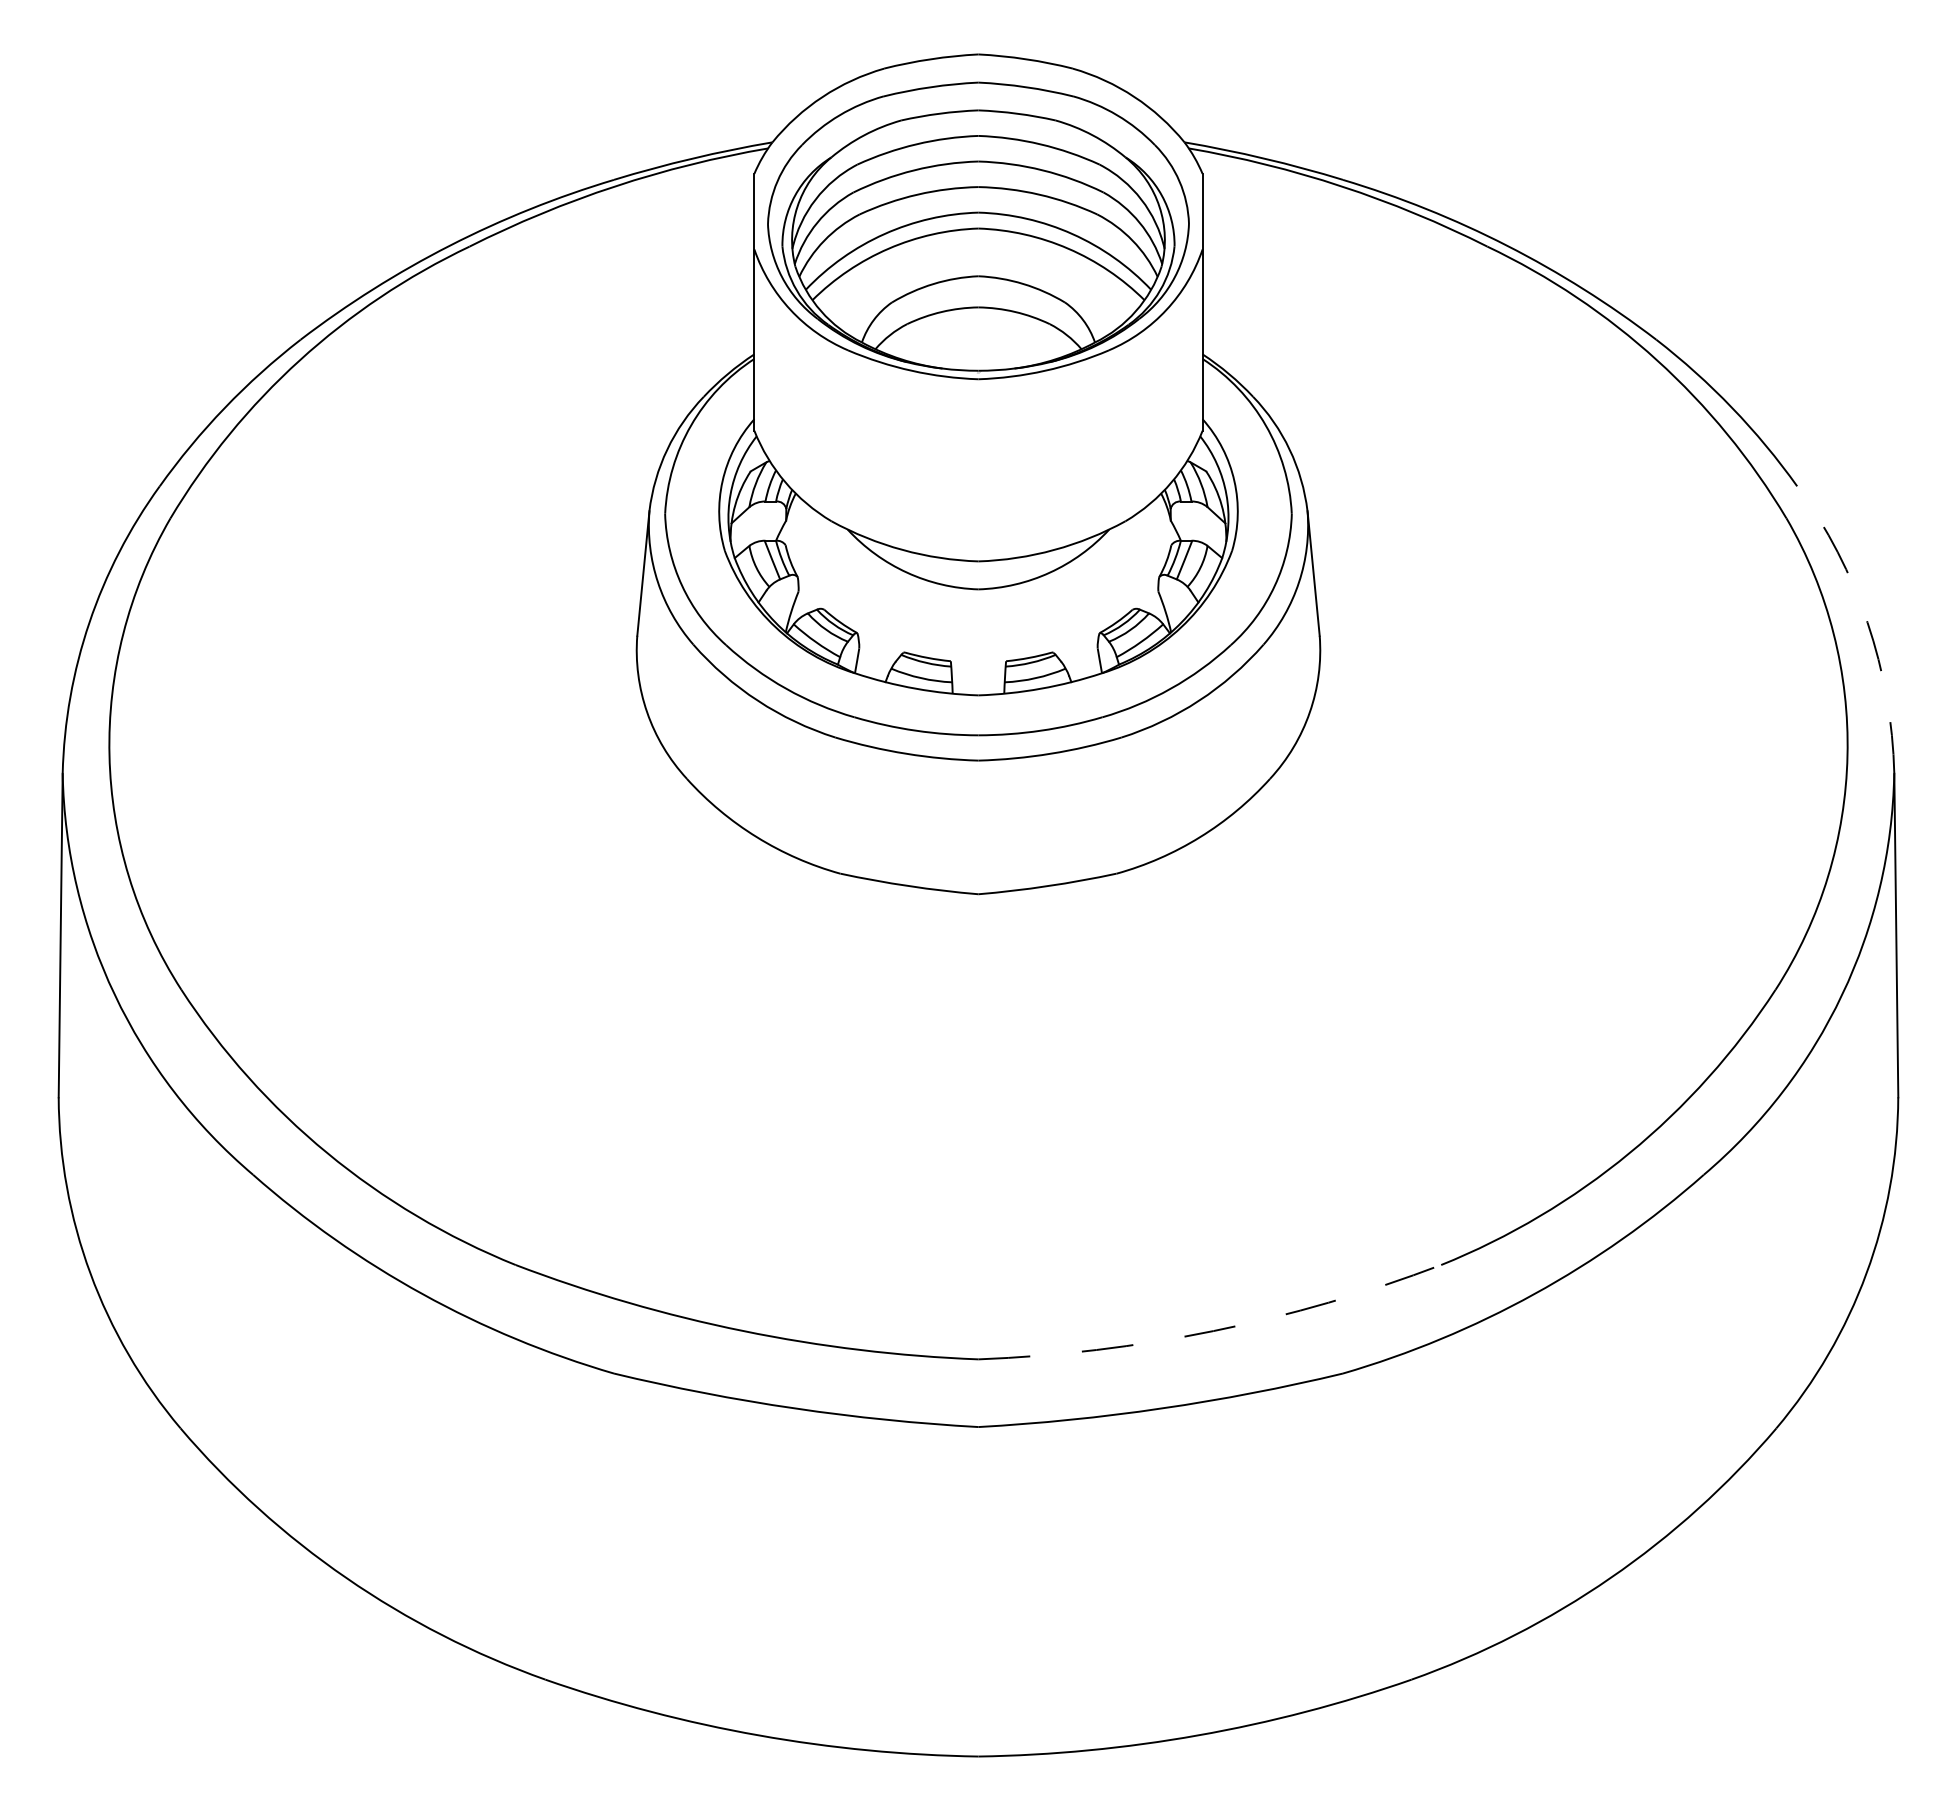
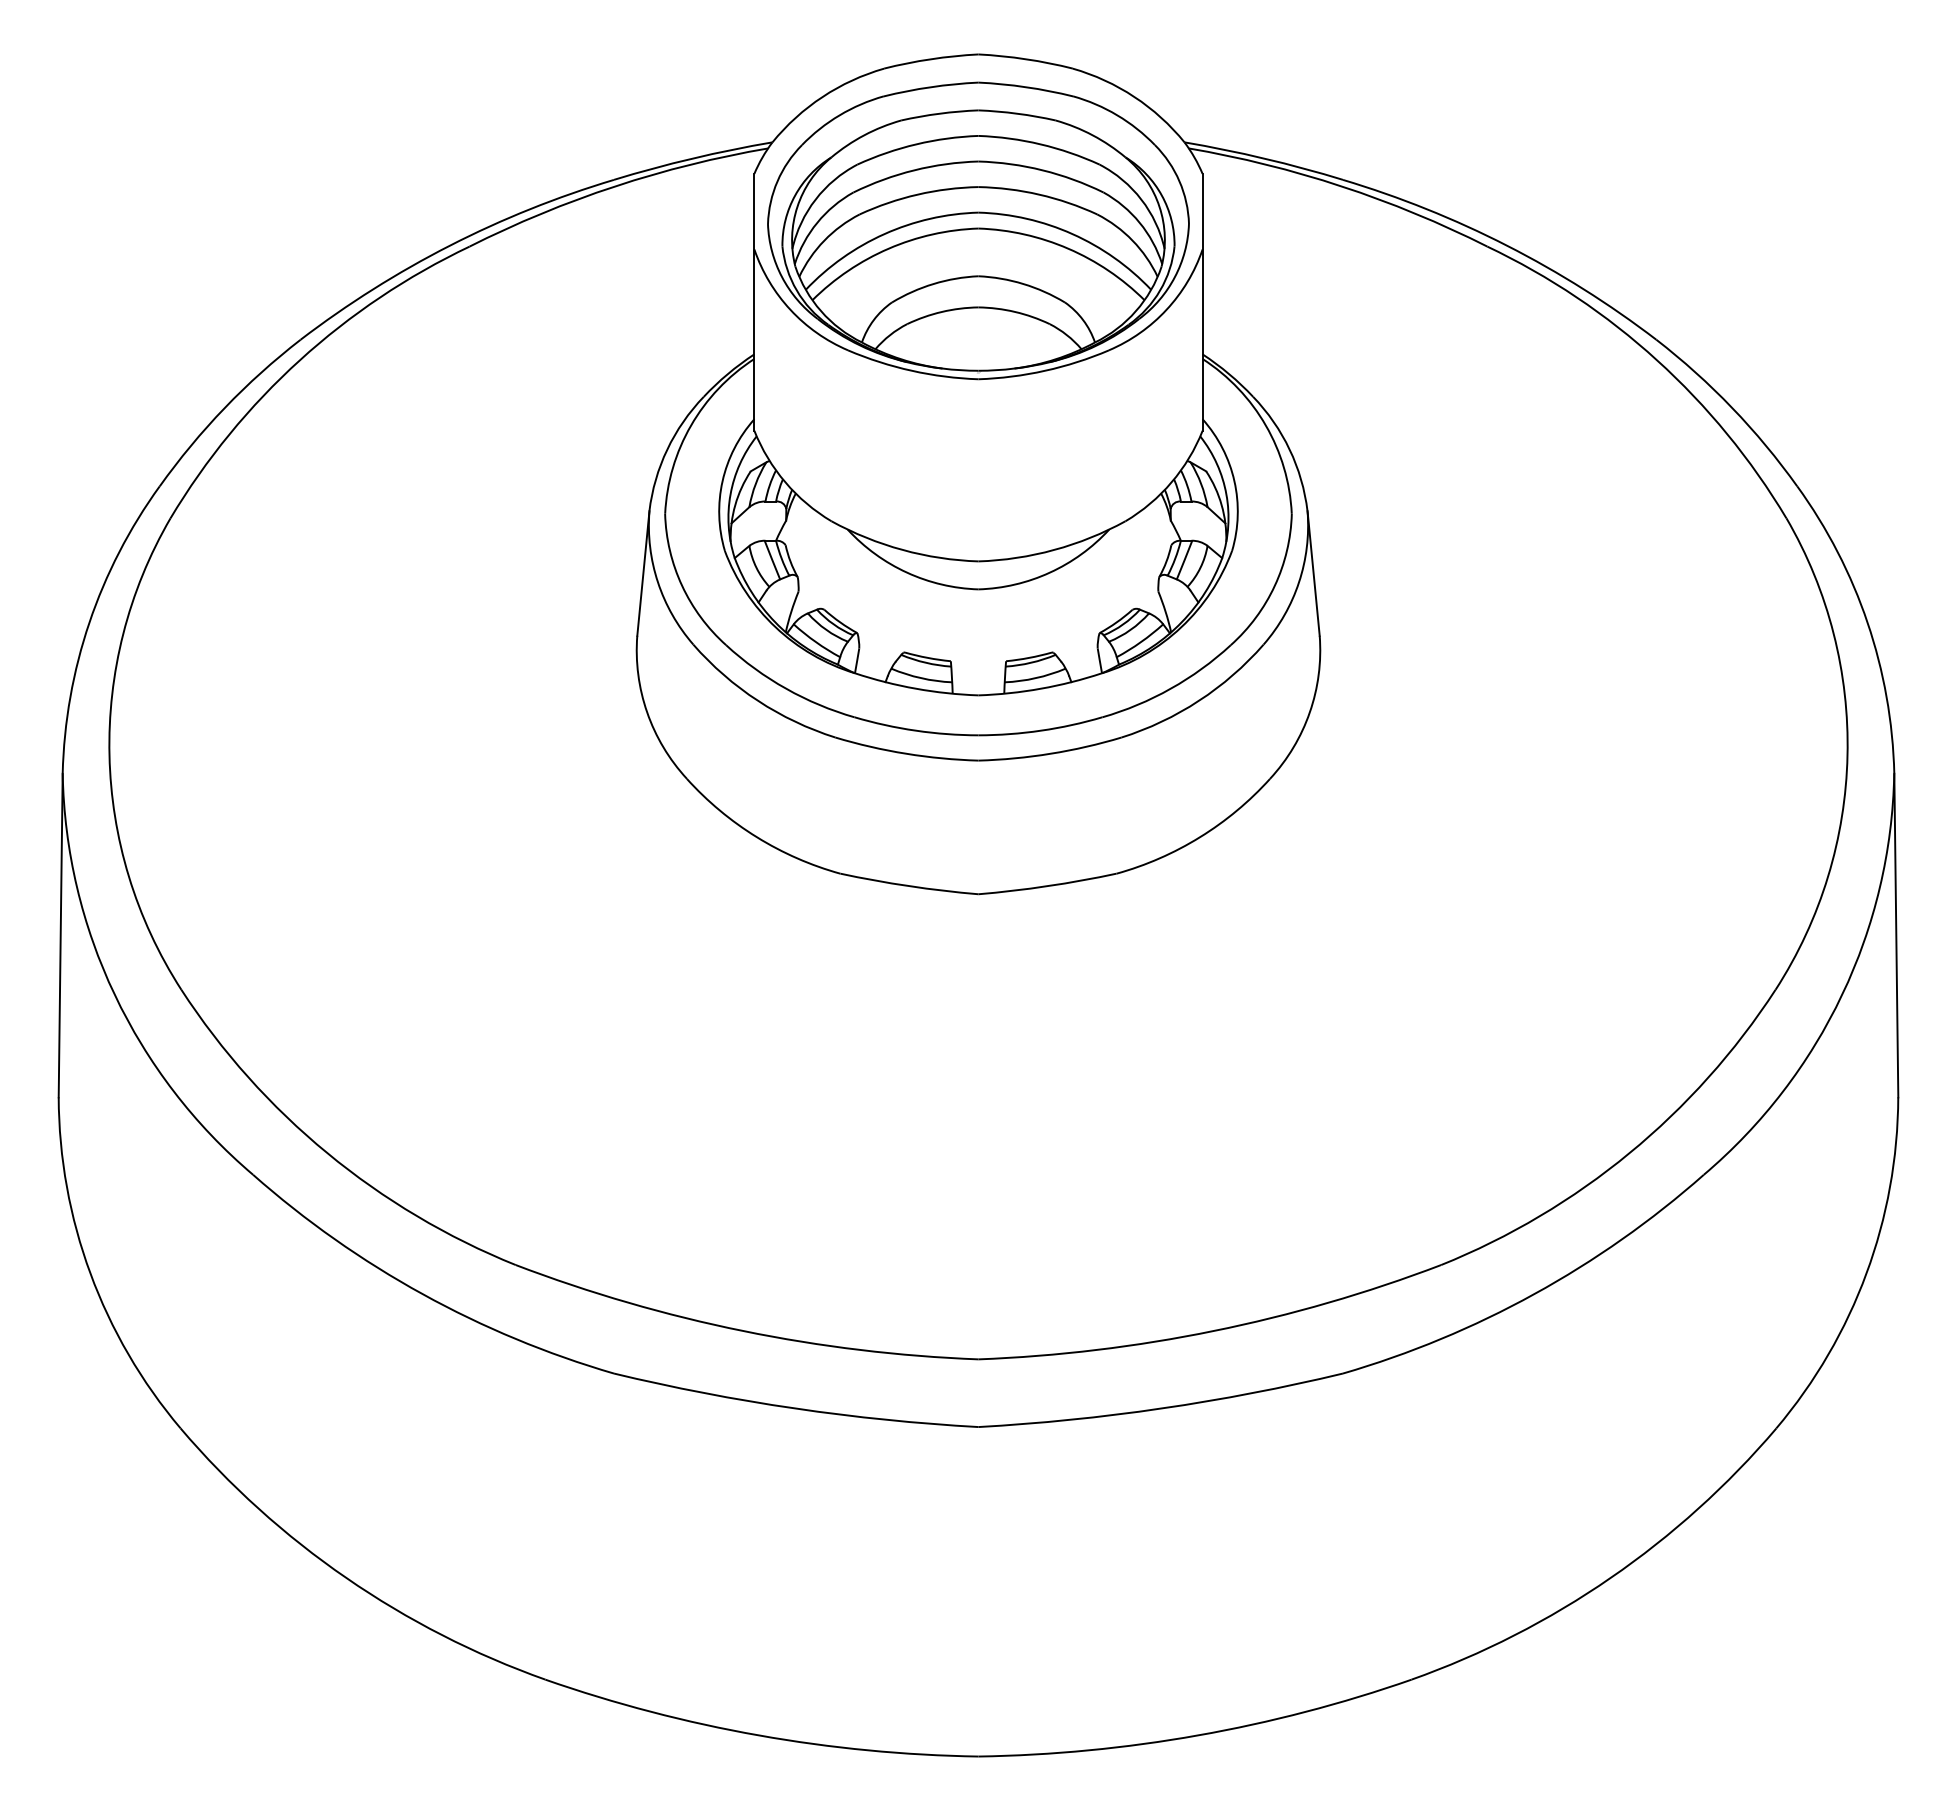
arc: dashed -> solid (1867, 622)
arc: dashed -> solid (1213, 1331)
